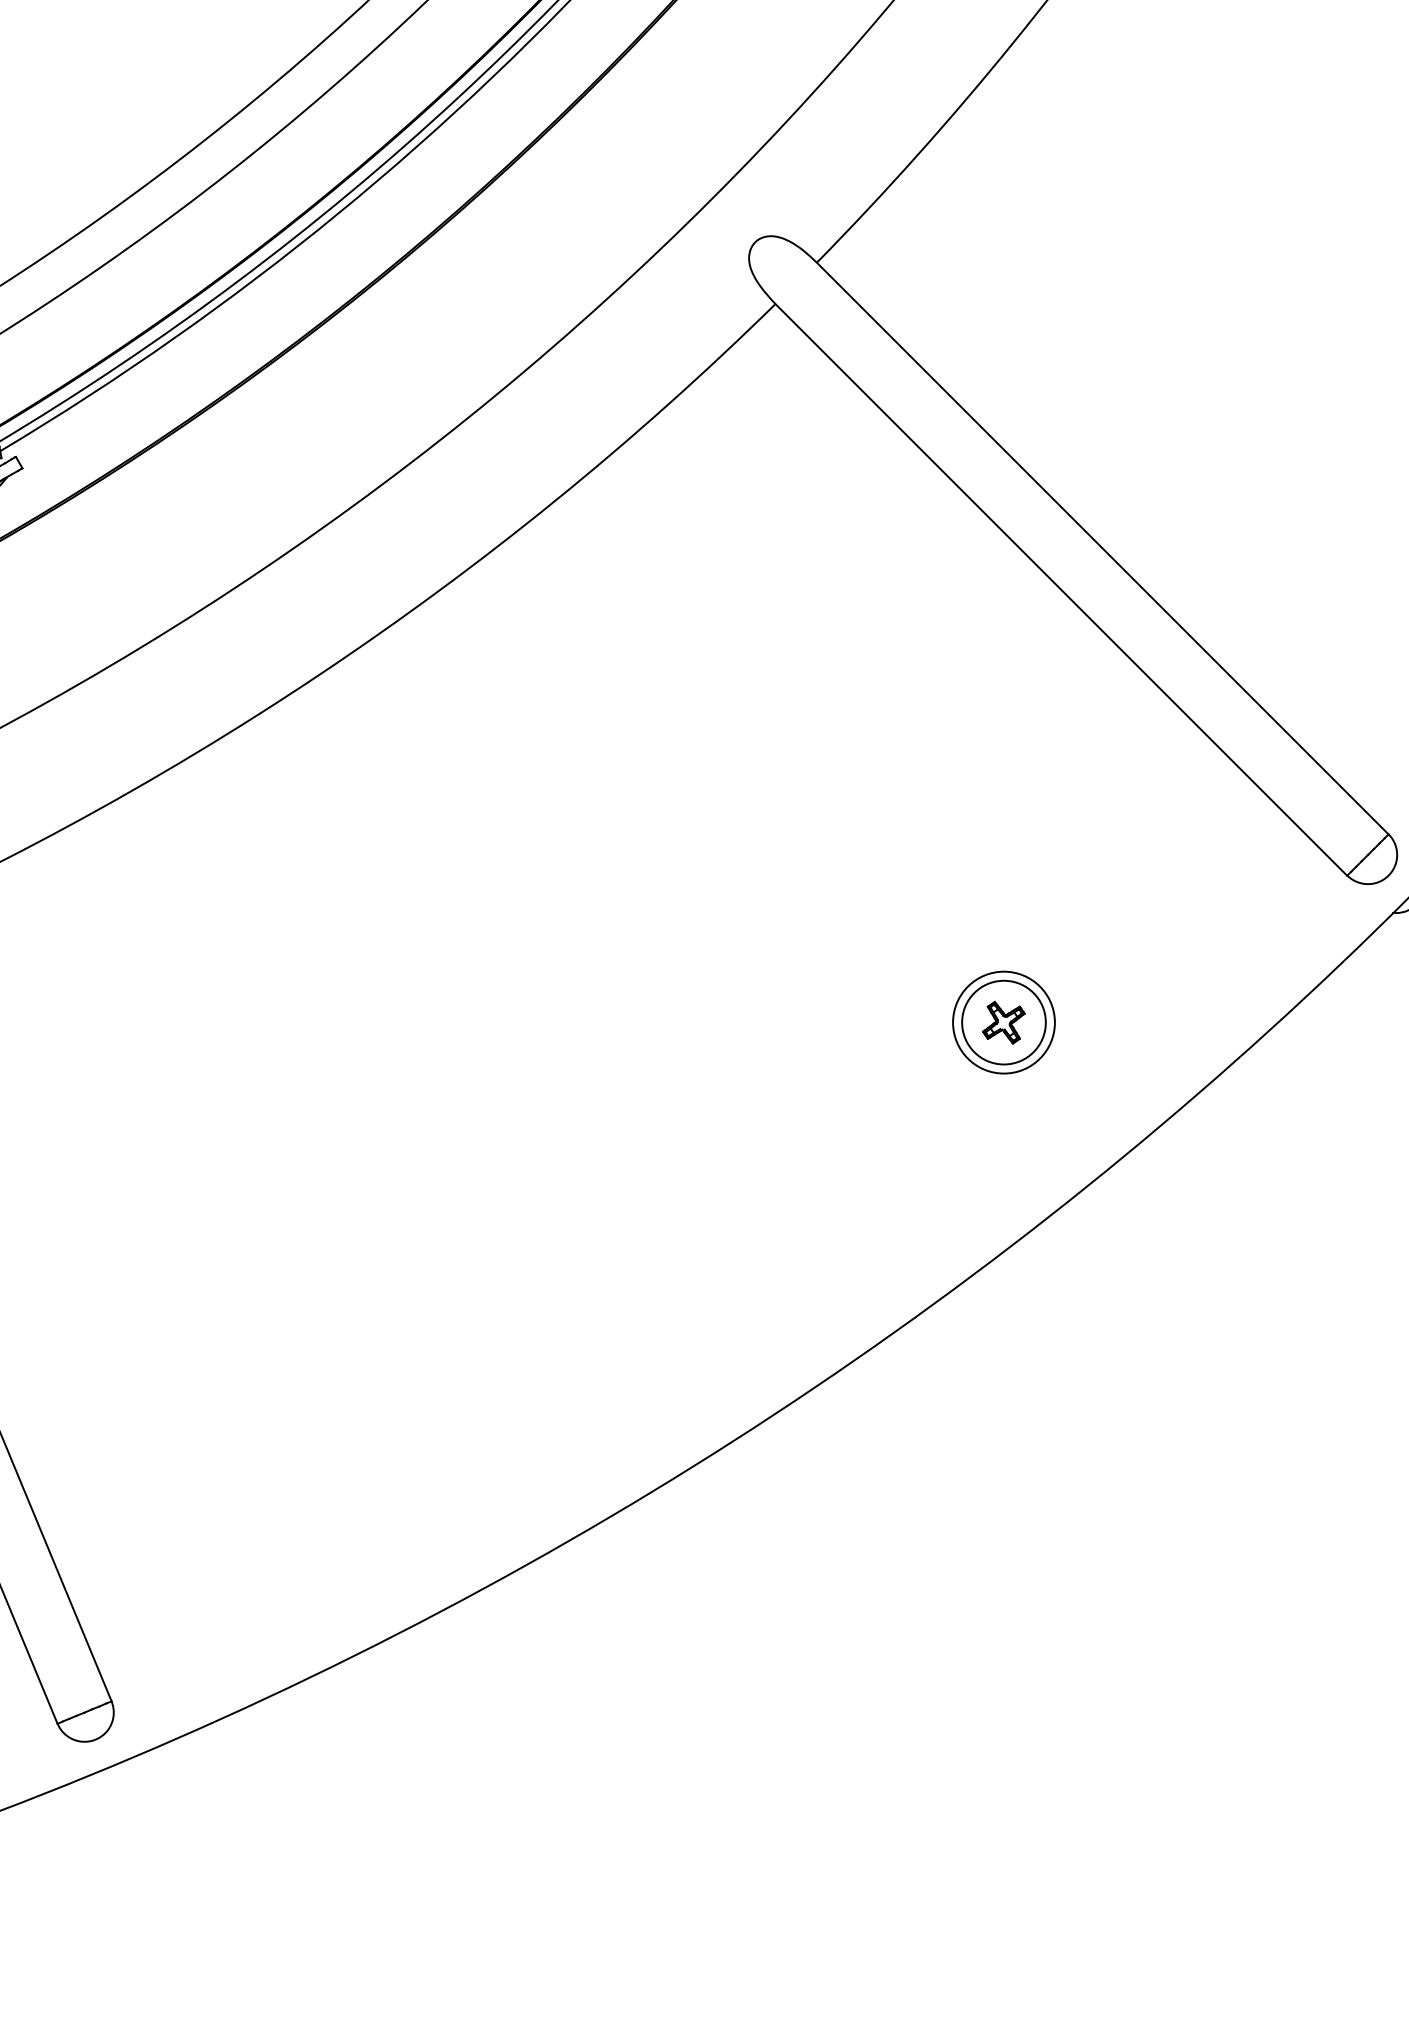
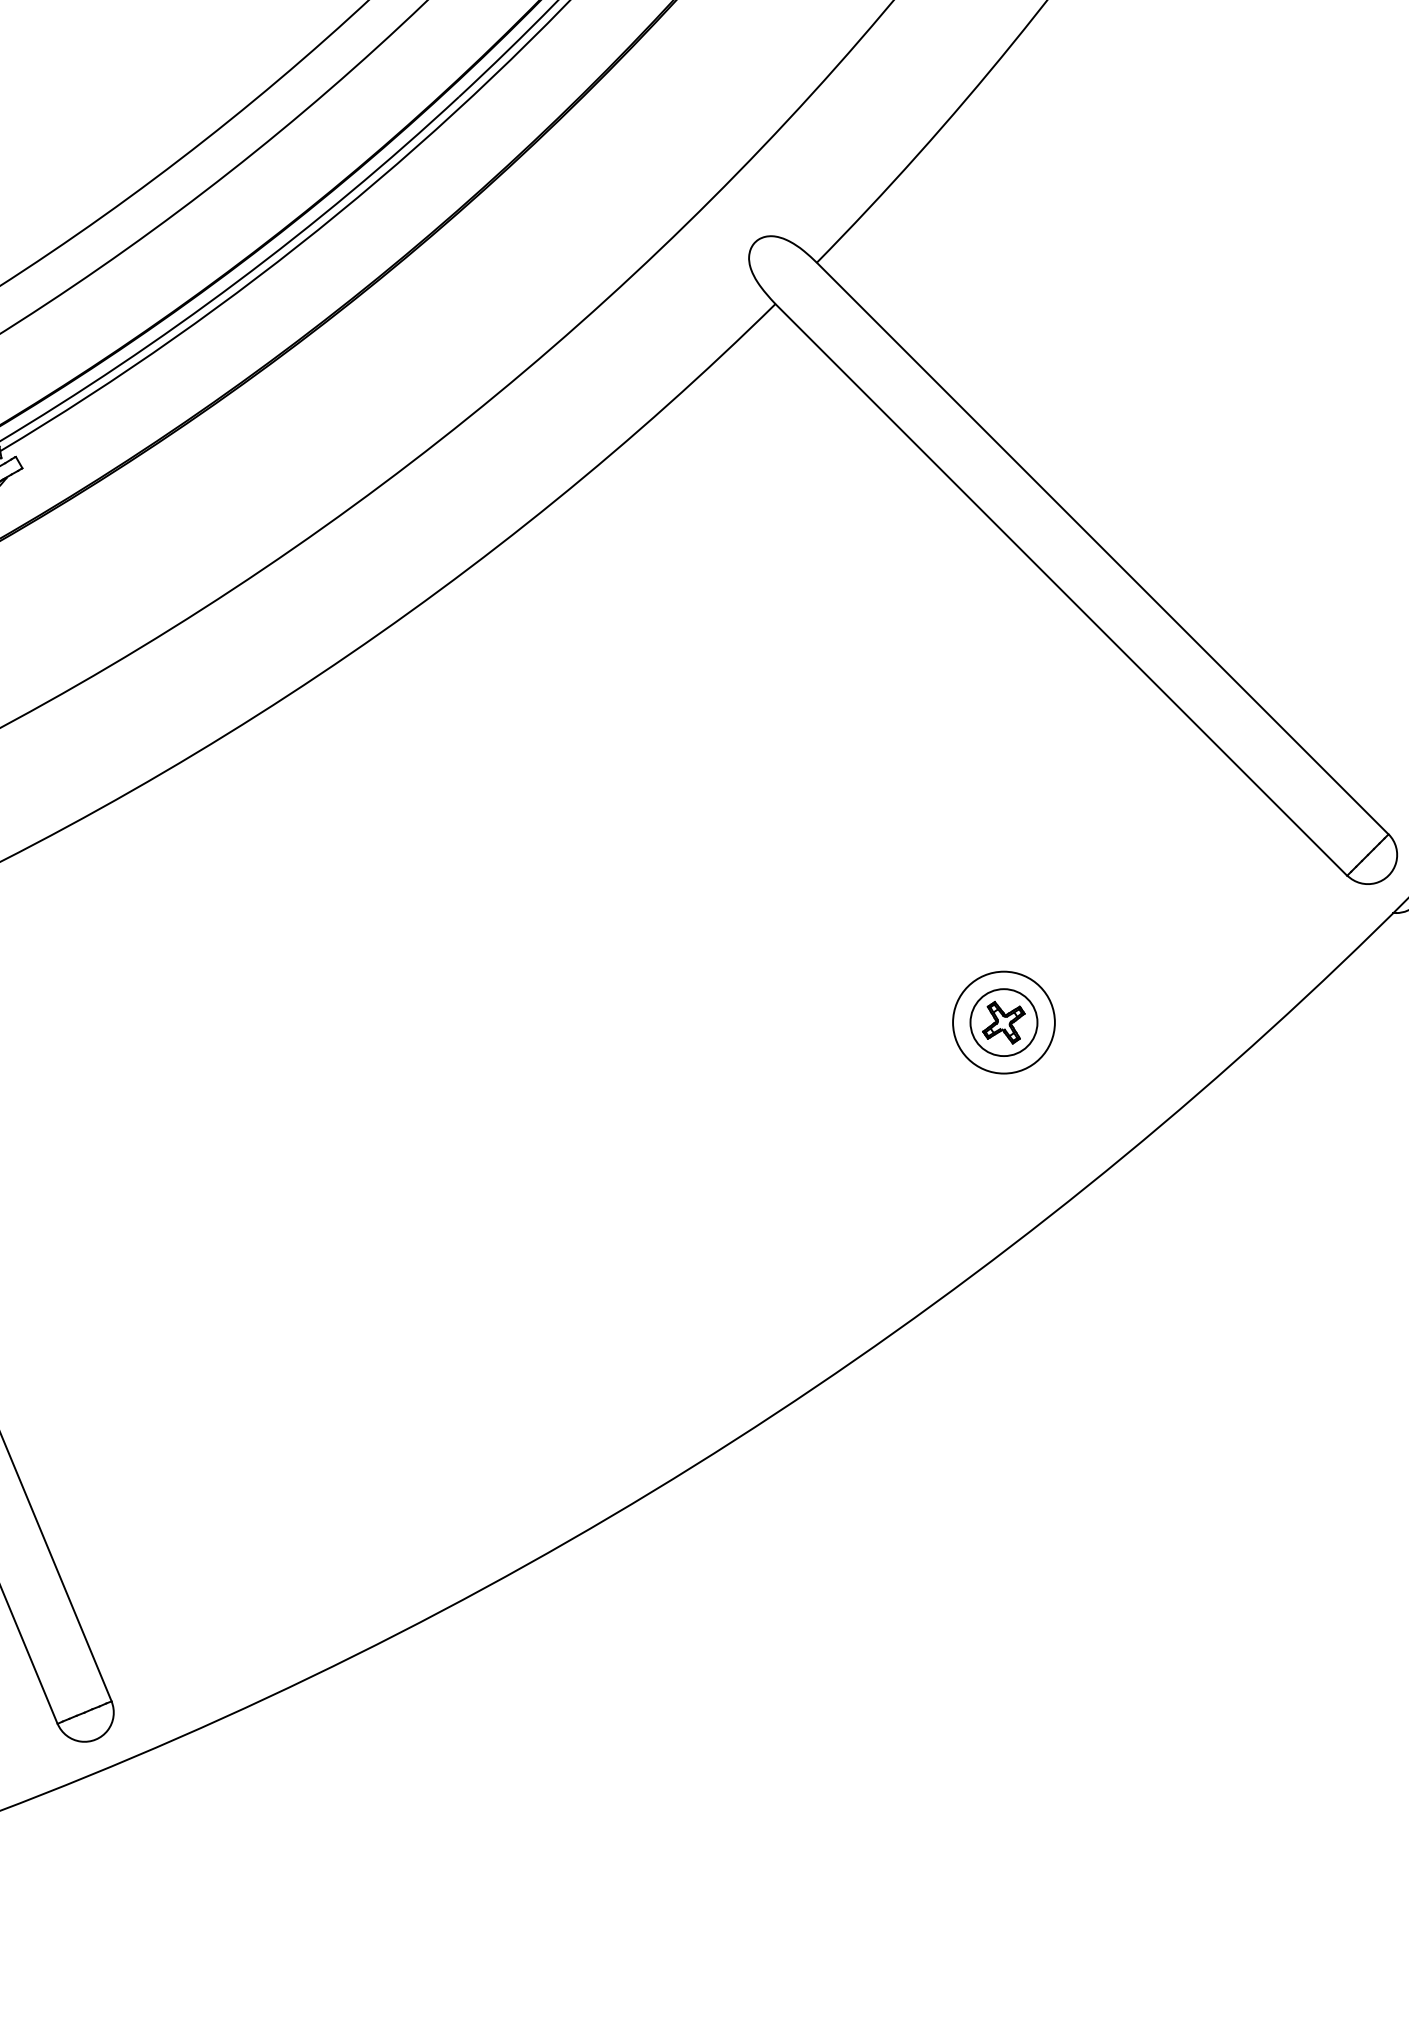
circle diameter: 84 px -> 67 px (1003, 1022)
